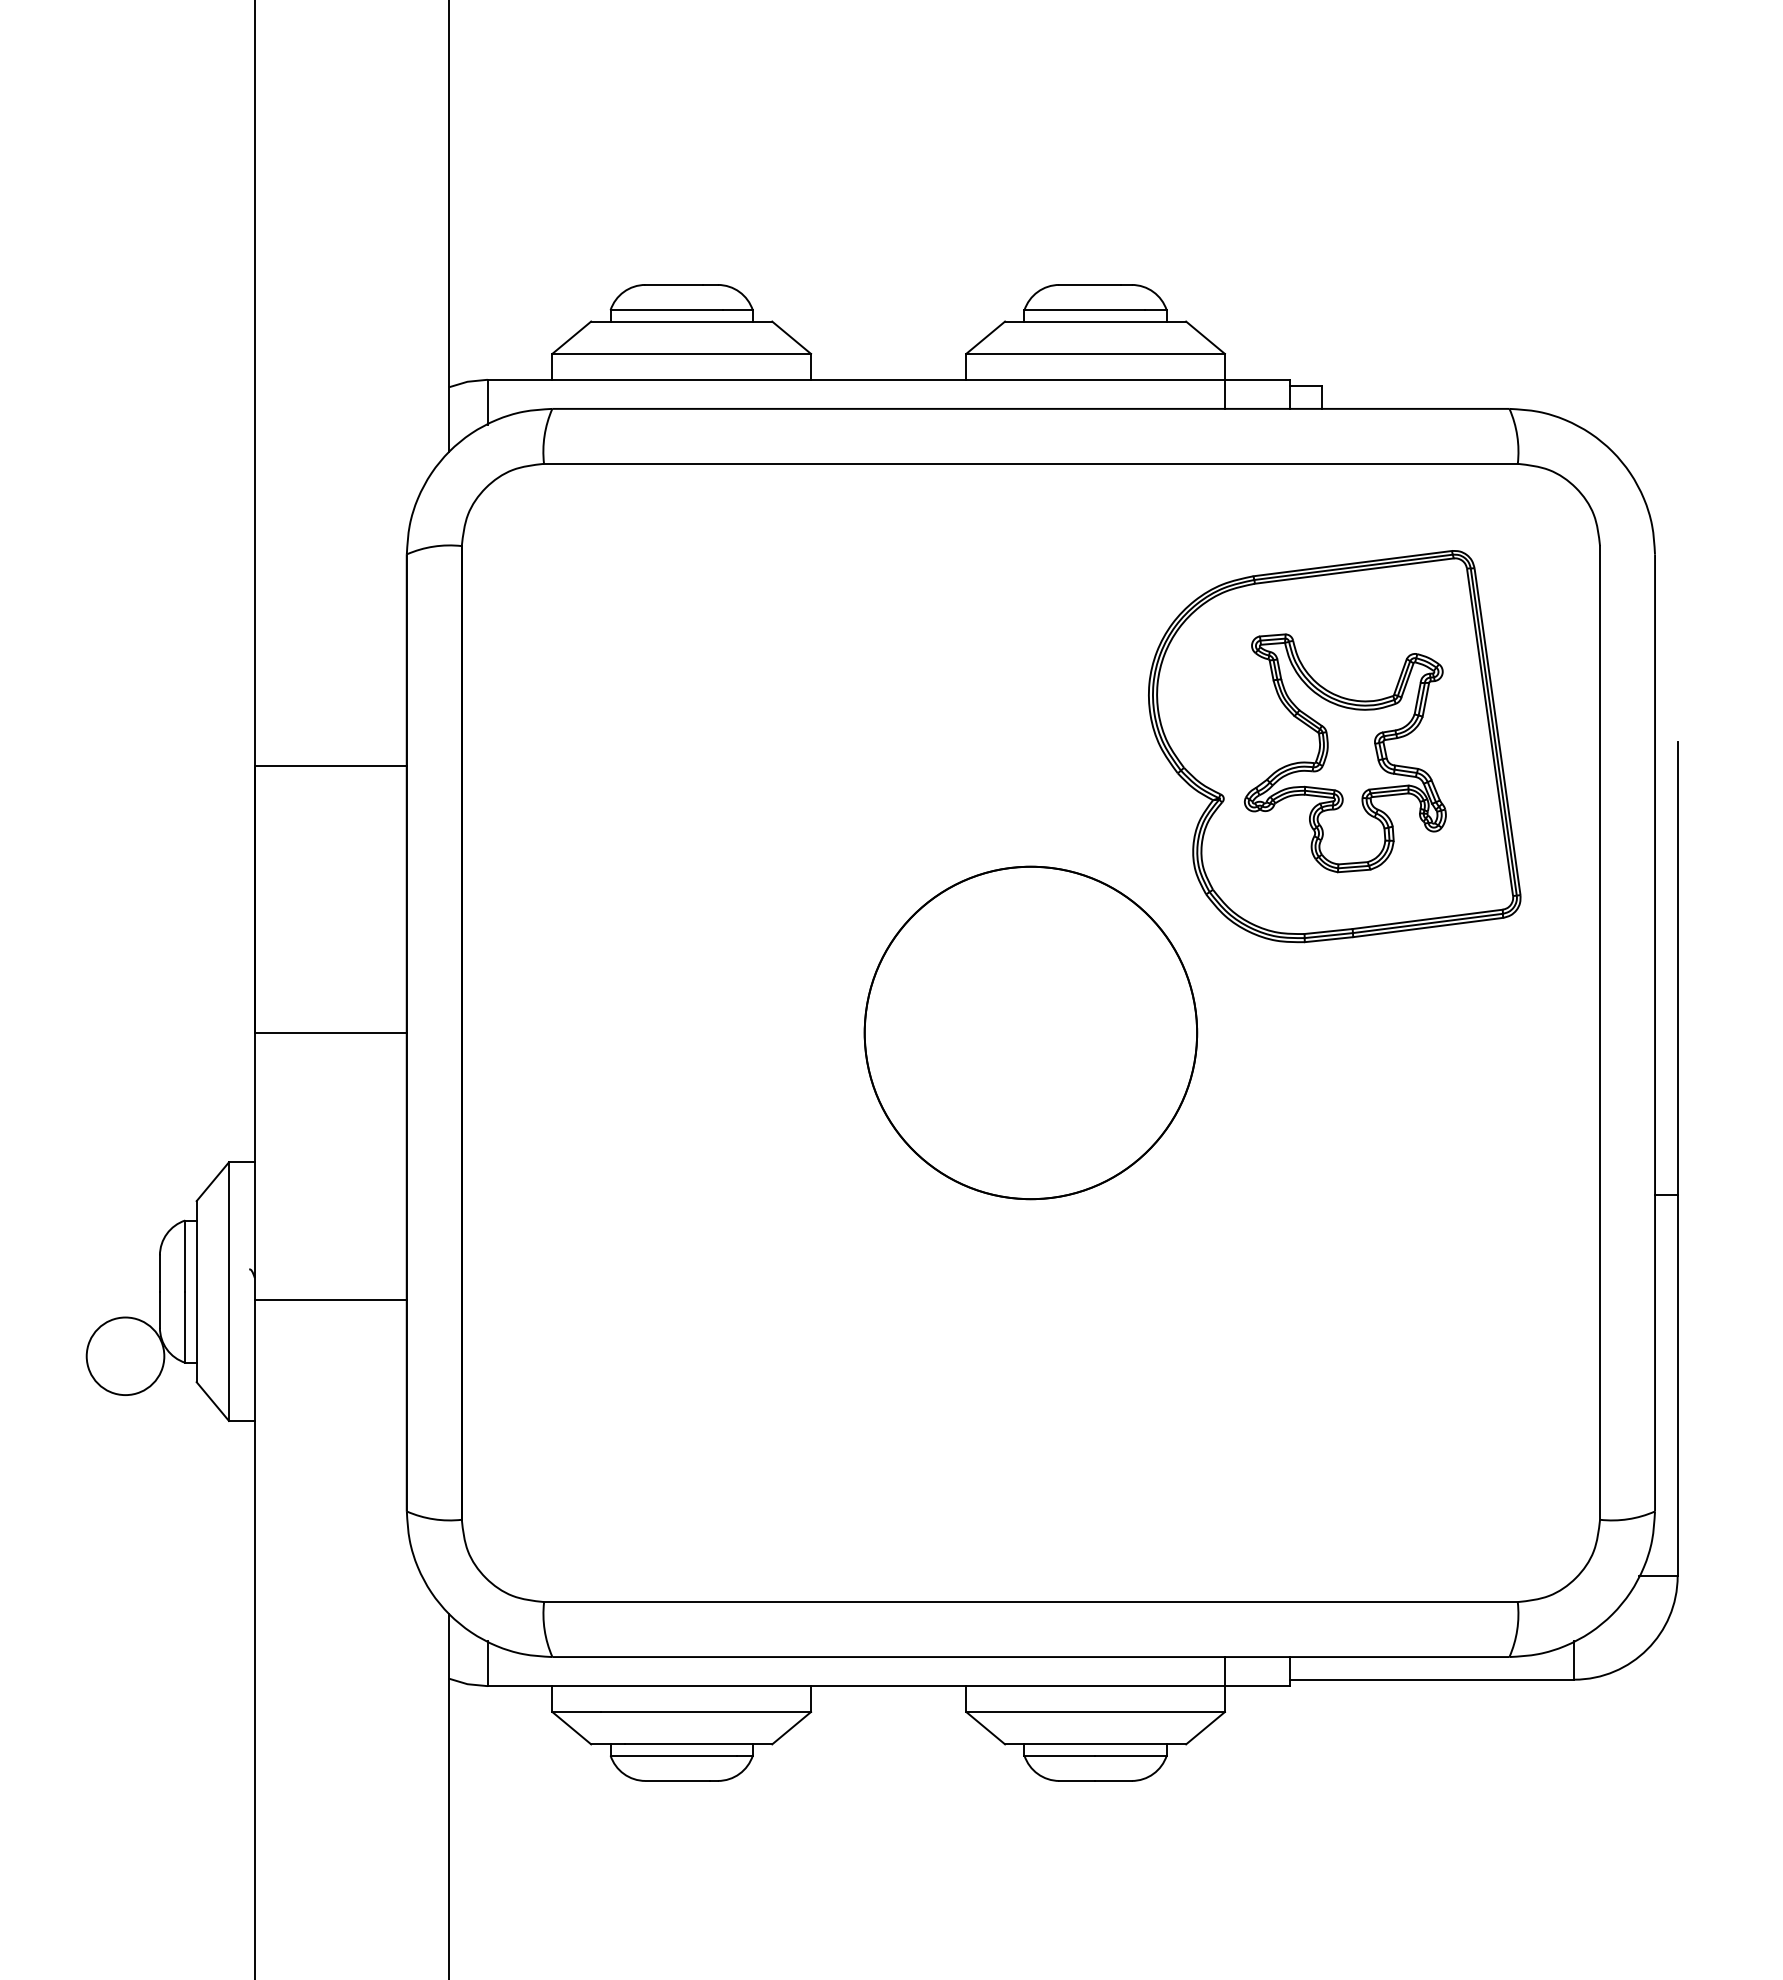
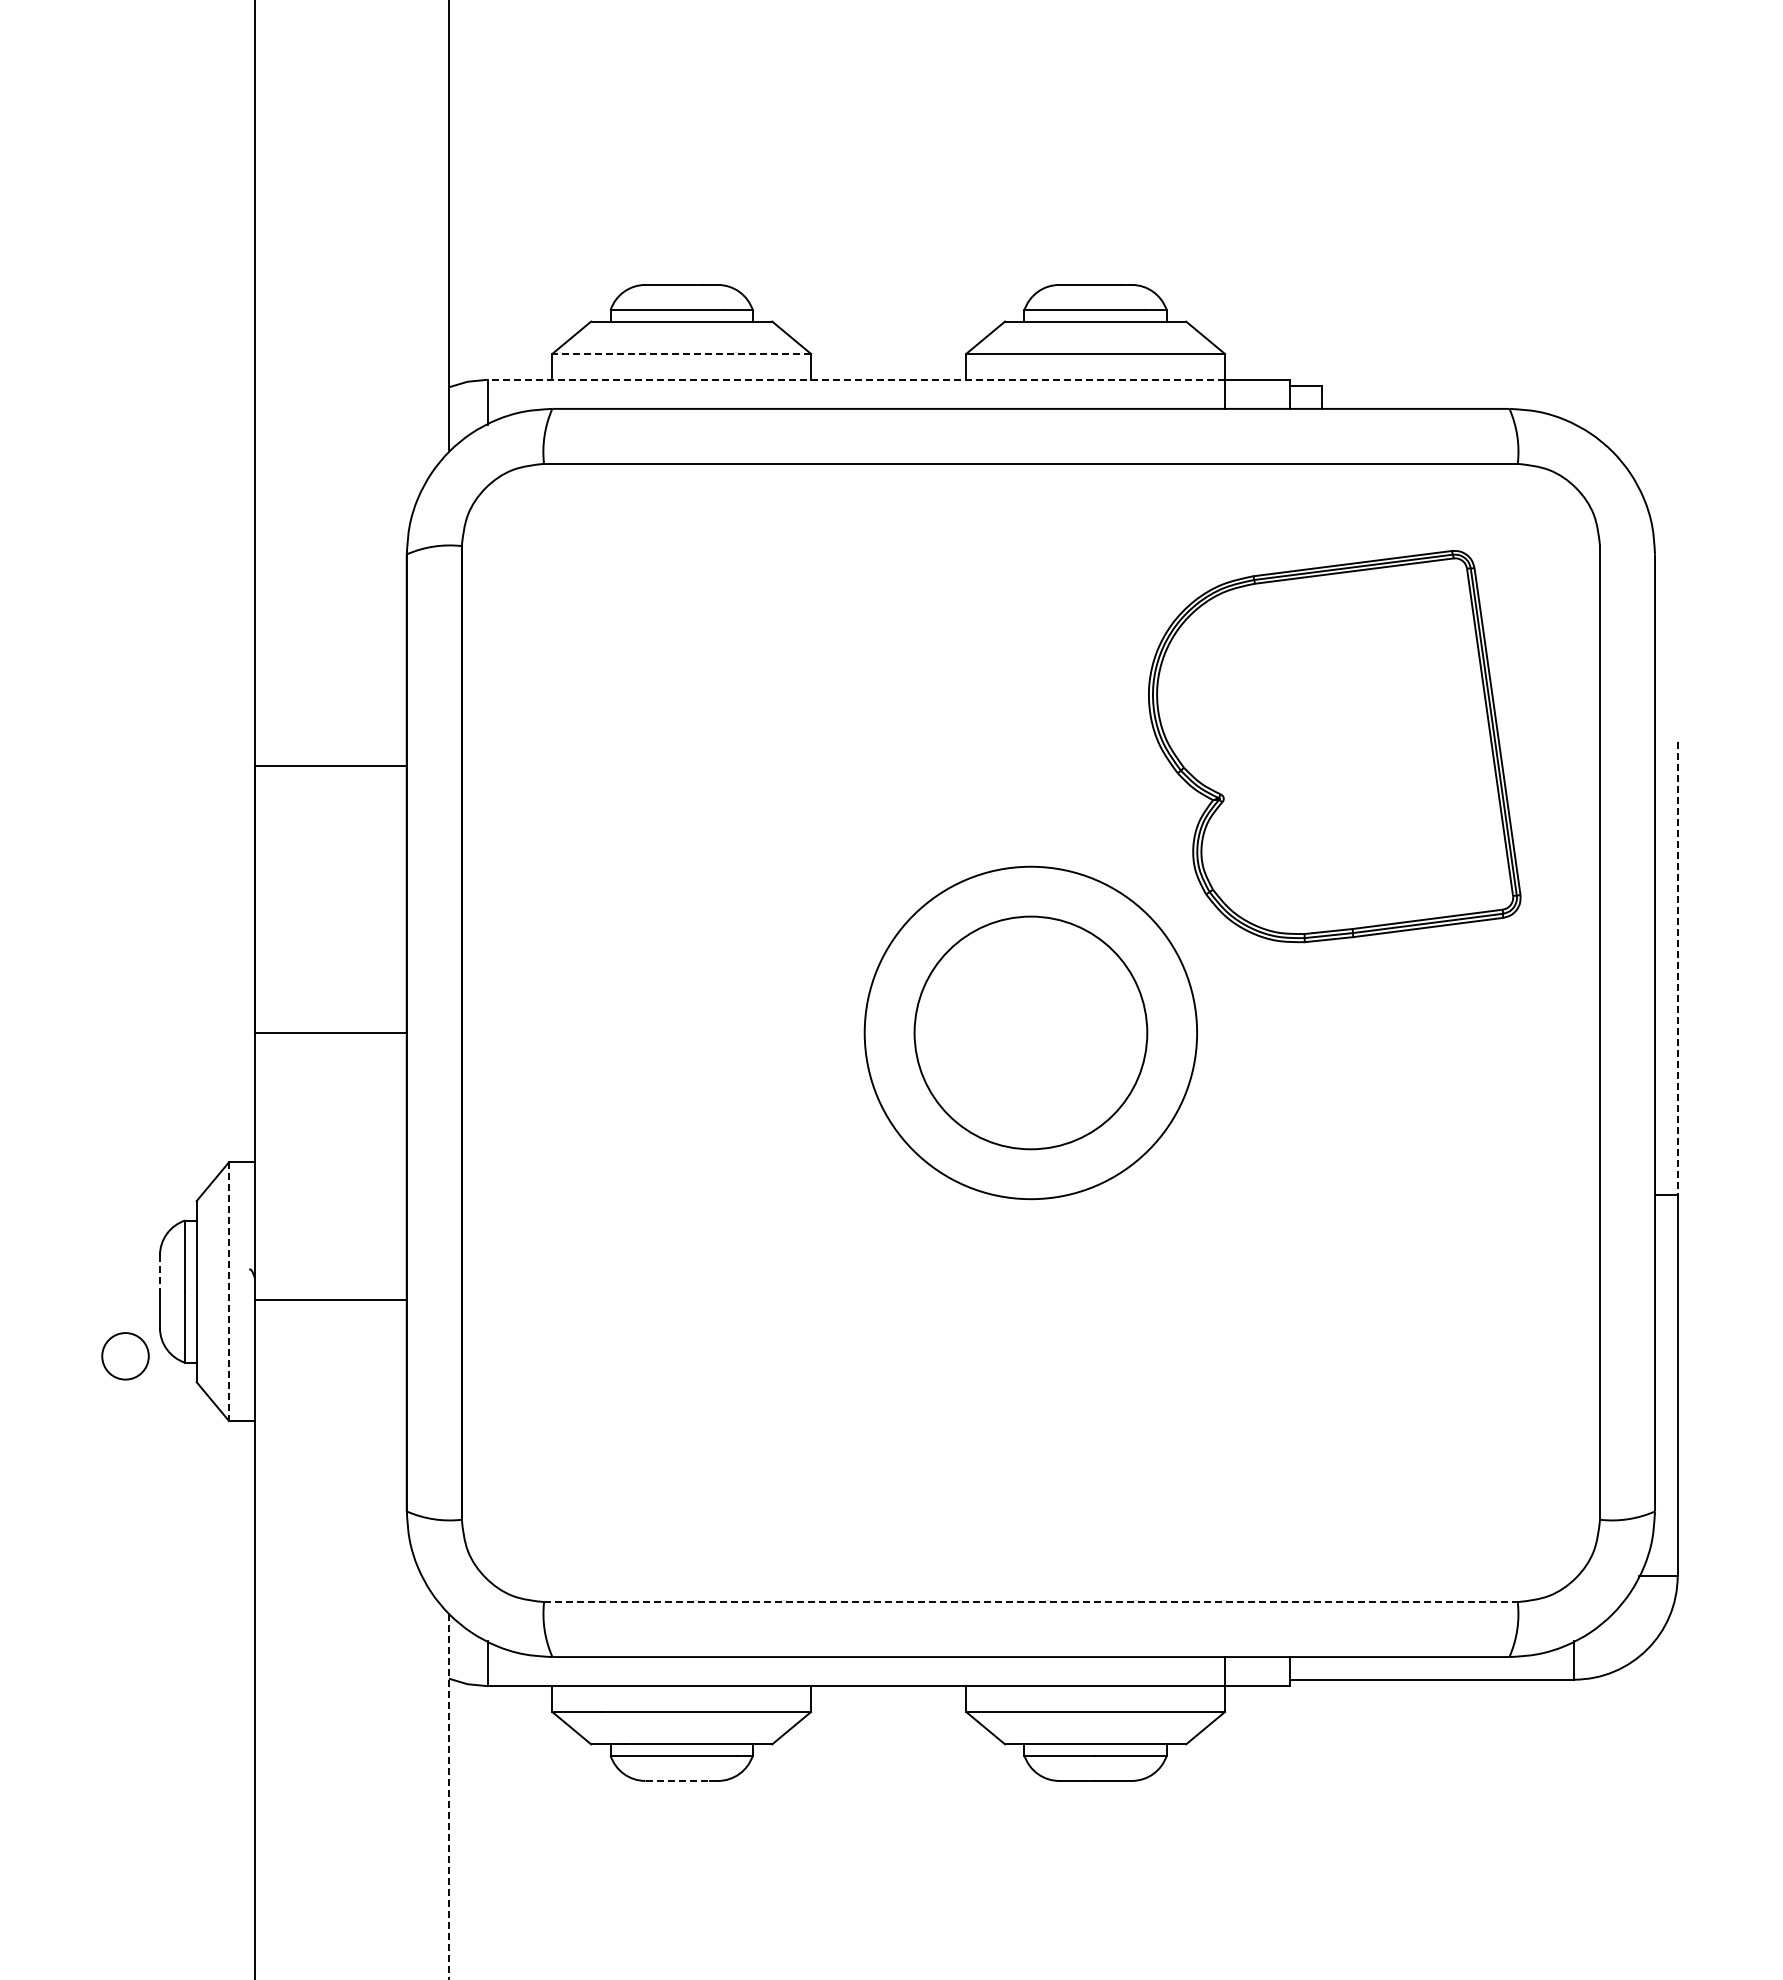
line: solid -> dashed (681, 353)
line: solid -> dashed (856, 379)
part: present -> none (1345, 753)
line: solid -> dashed (1677, 968)
circle diameter: 332 px -> 233 px (1030, 1032)
line: solid -> dashed (160, 1274)
line: solid -> dashed (229, 1292)
circle diameter: 78 px -> 47 px (125, 1356)
line: solid -> dashed (1030, 1602)
line: solid -> dashed (678, 1780)
line: solid -> dashed (448, 1796)
